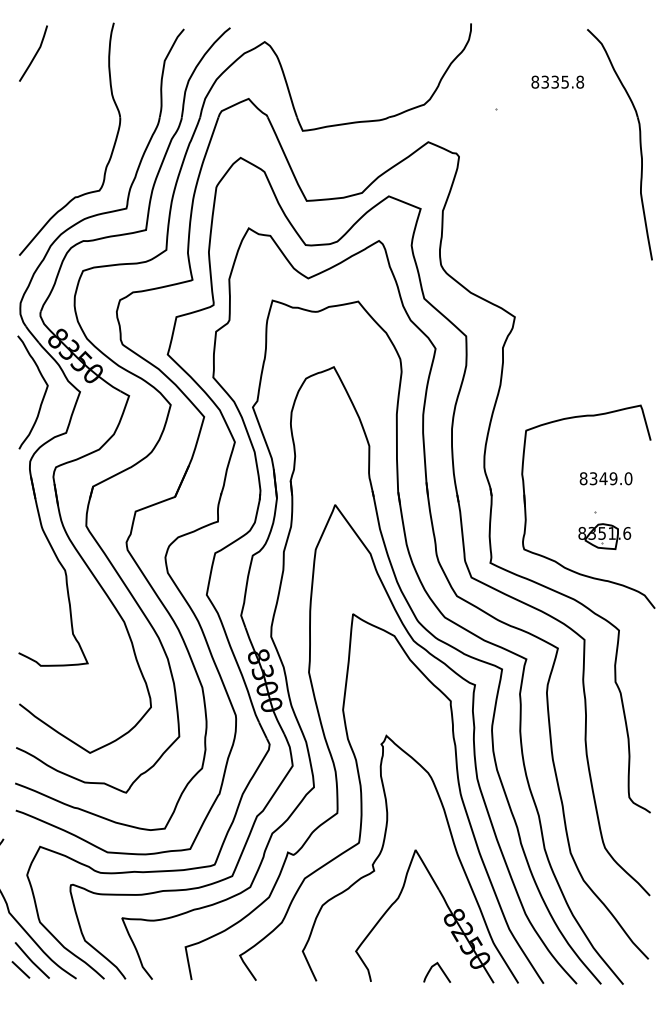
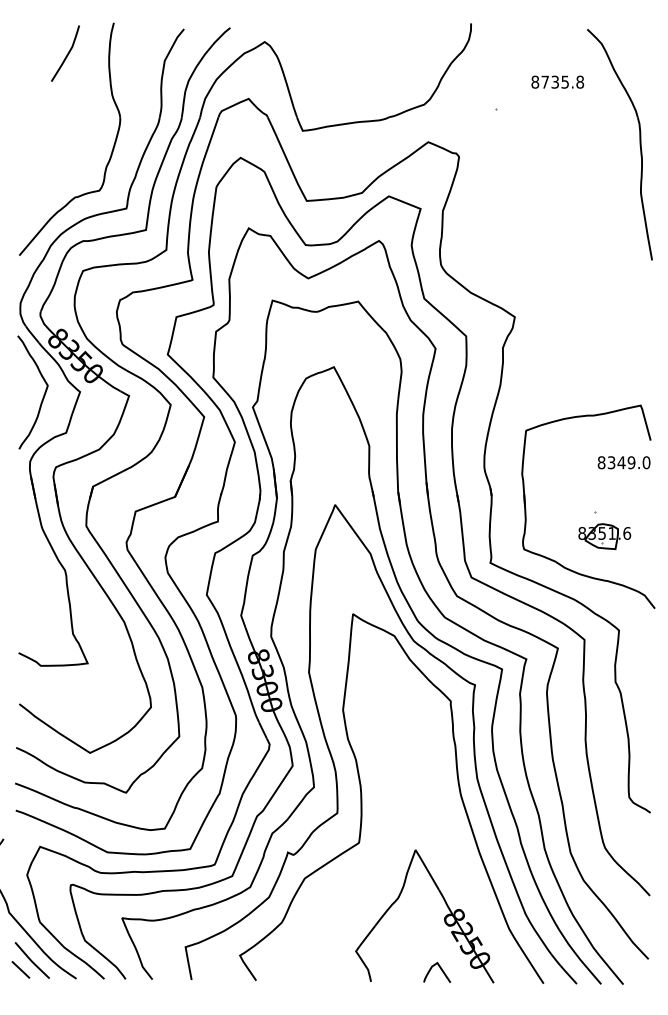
curve position: (34, 54) -> (66, 54) (66, 54)
text: 8335.8 -> 8735.8 (544, 81)
text position: (605, 478) -> (623, 462) (623, 462)
curve: present -> none (383, 848)
